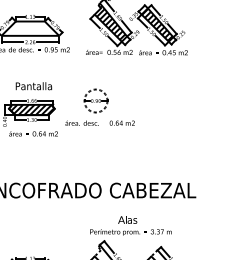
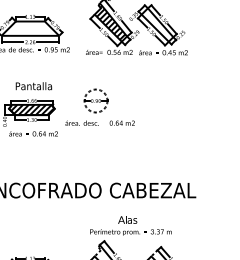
hatch: present -> none (157, 24)
